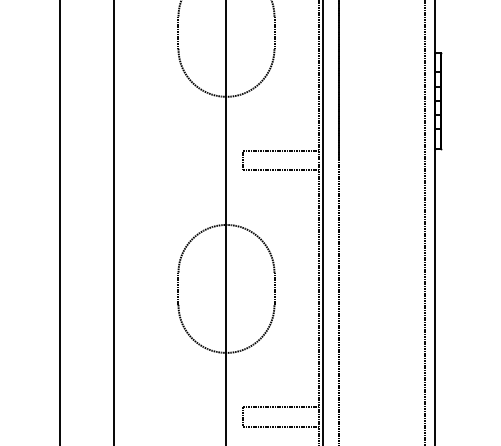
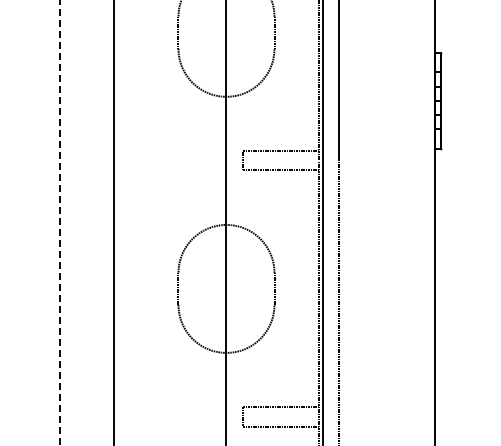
line: present -> none (424, 222)
line: solid -> dashed (60, 223)
